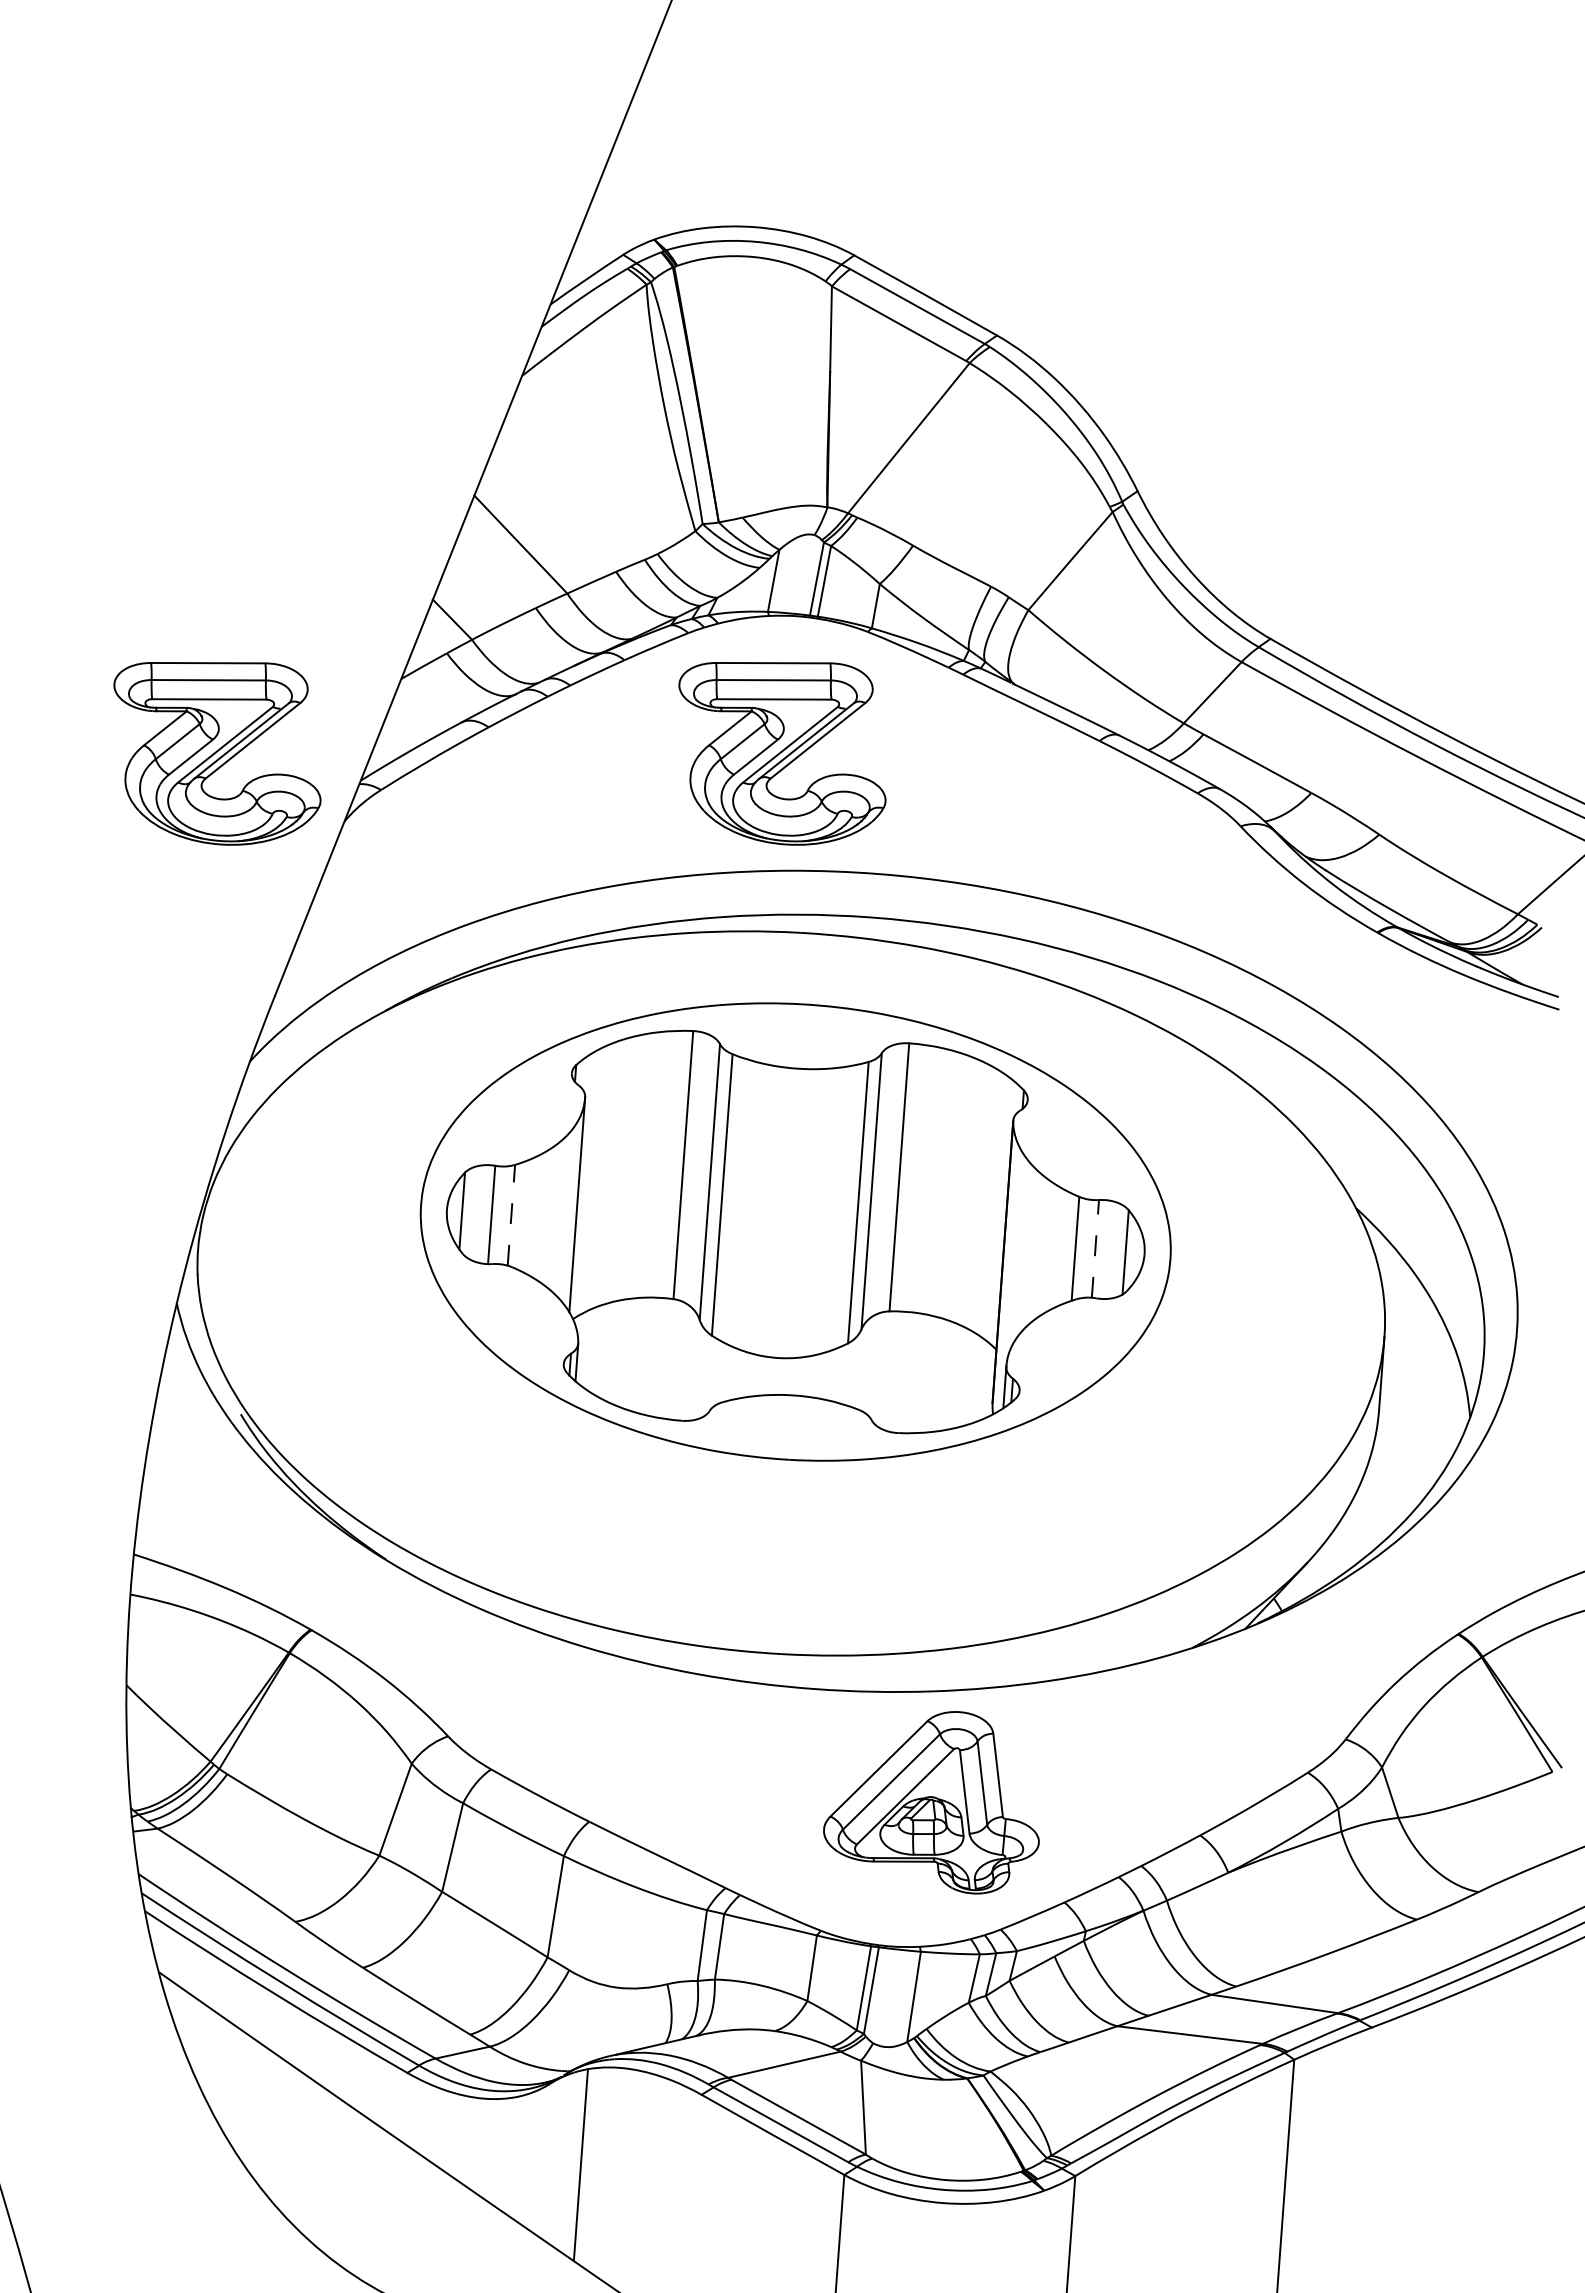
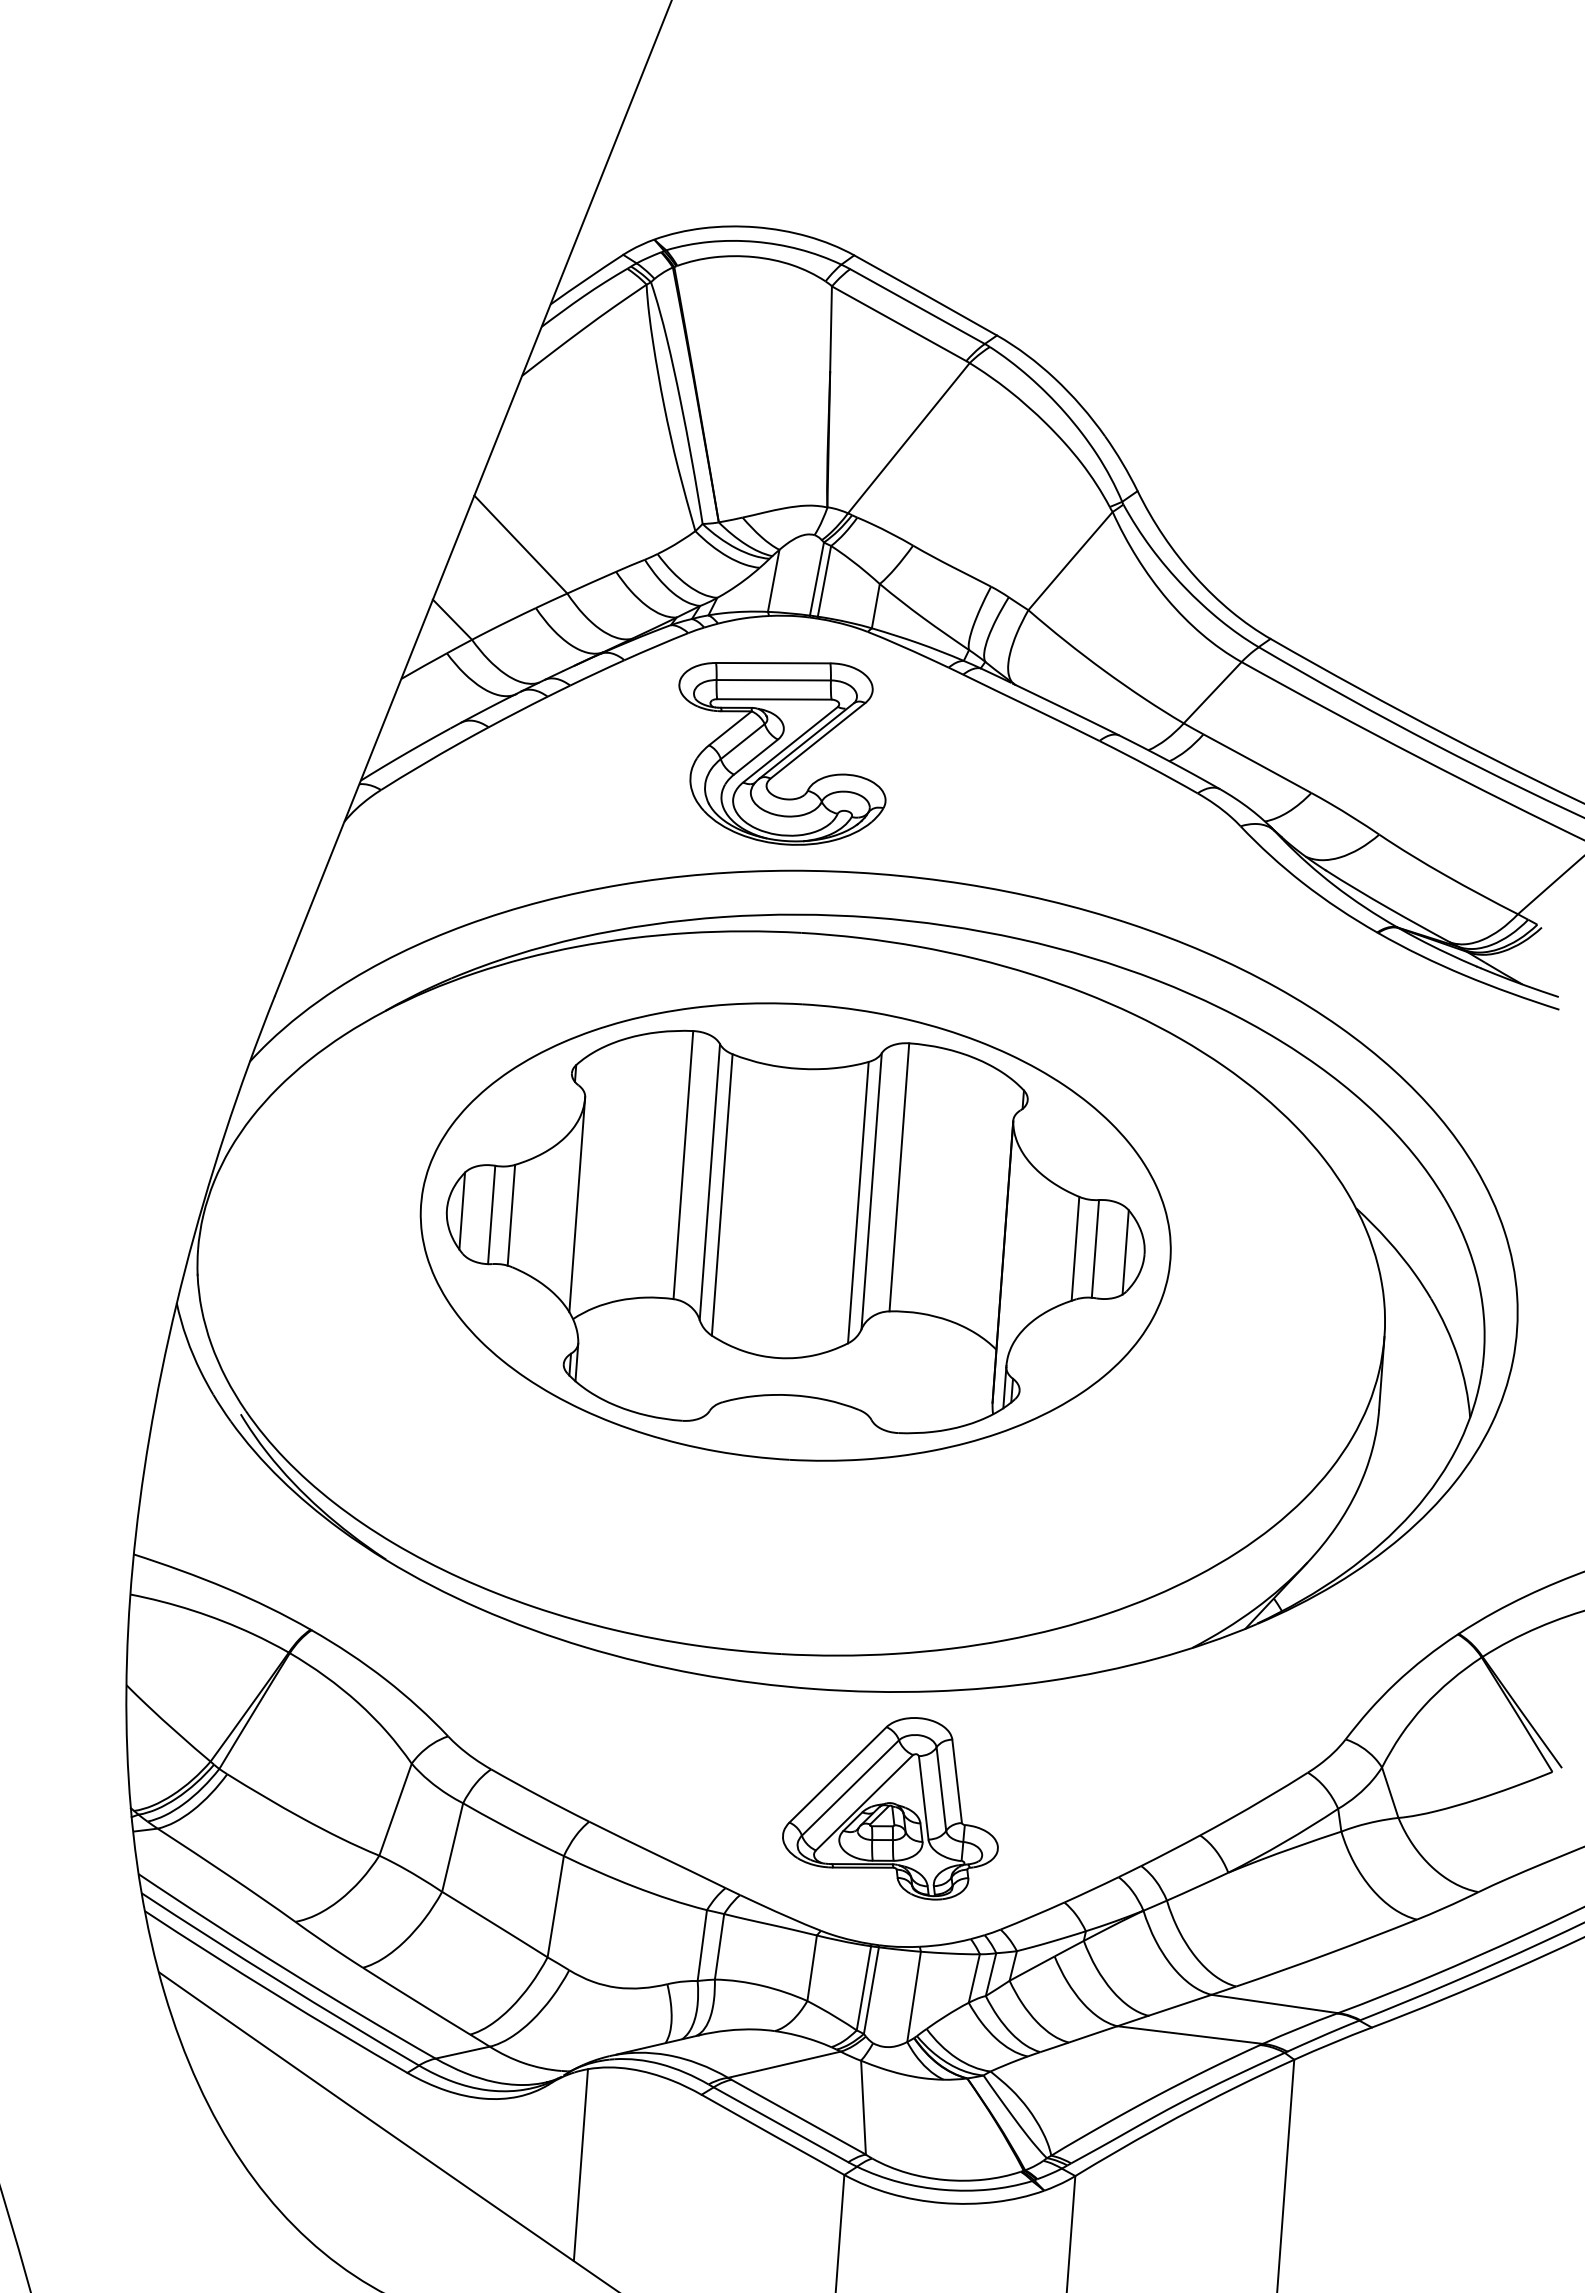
part: present -> none (217, 753)
line: dashed -> solid (511, 1215)
line: dashed -> solid (1095, 1248)
part position: (931, 1802) -> (890, 1808) (890, 1808)
